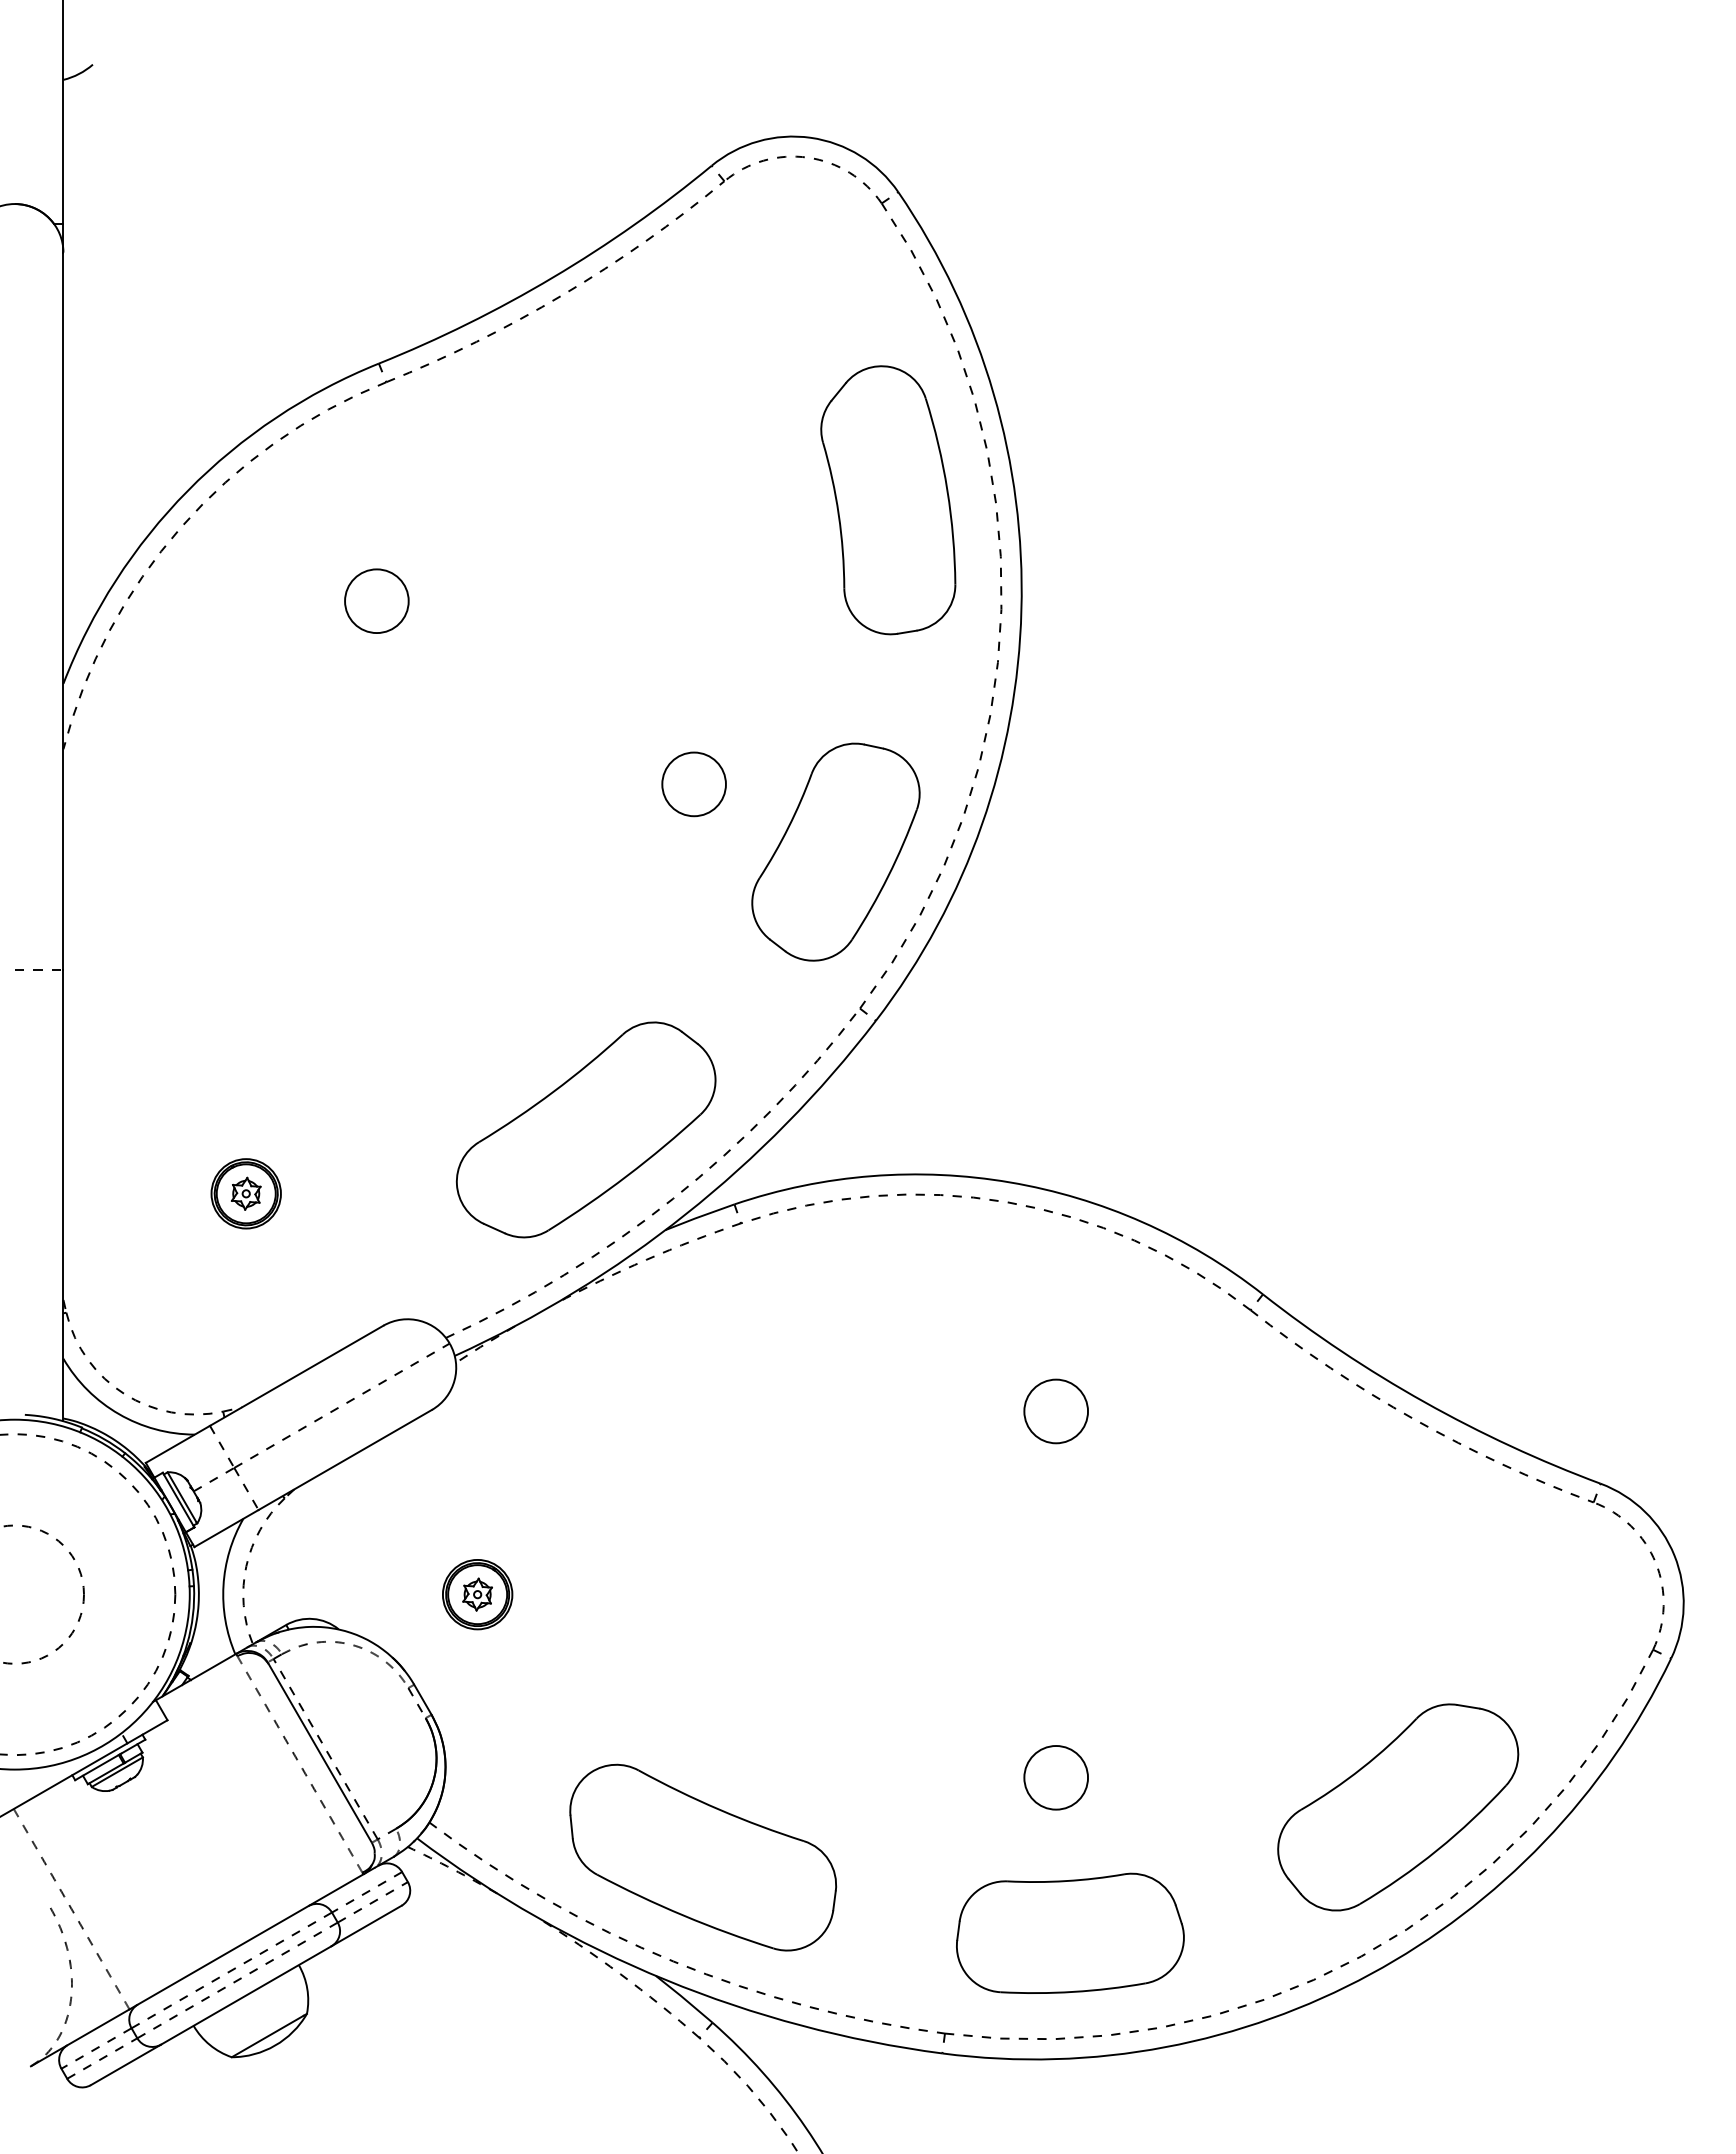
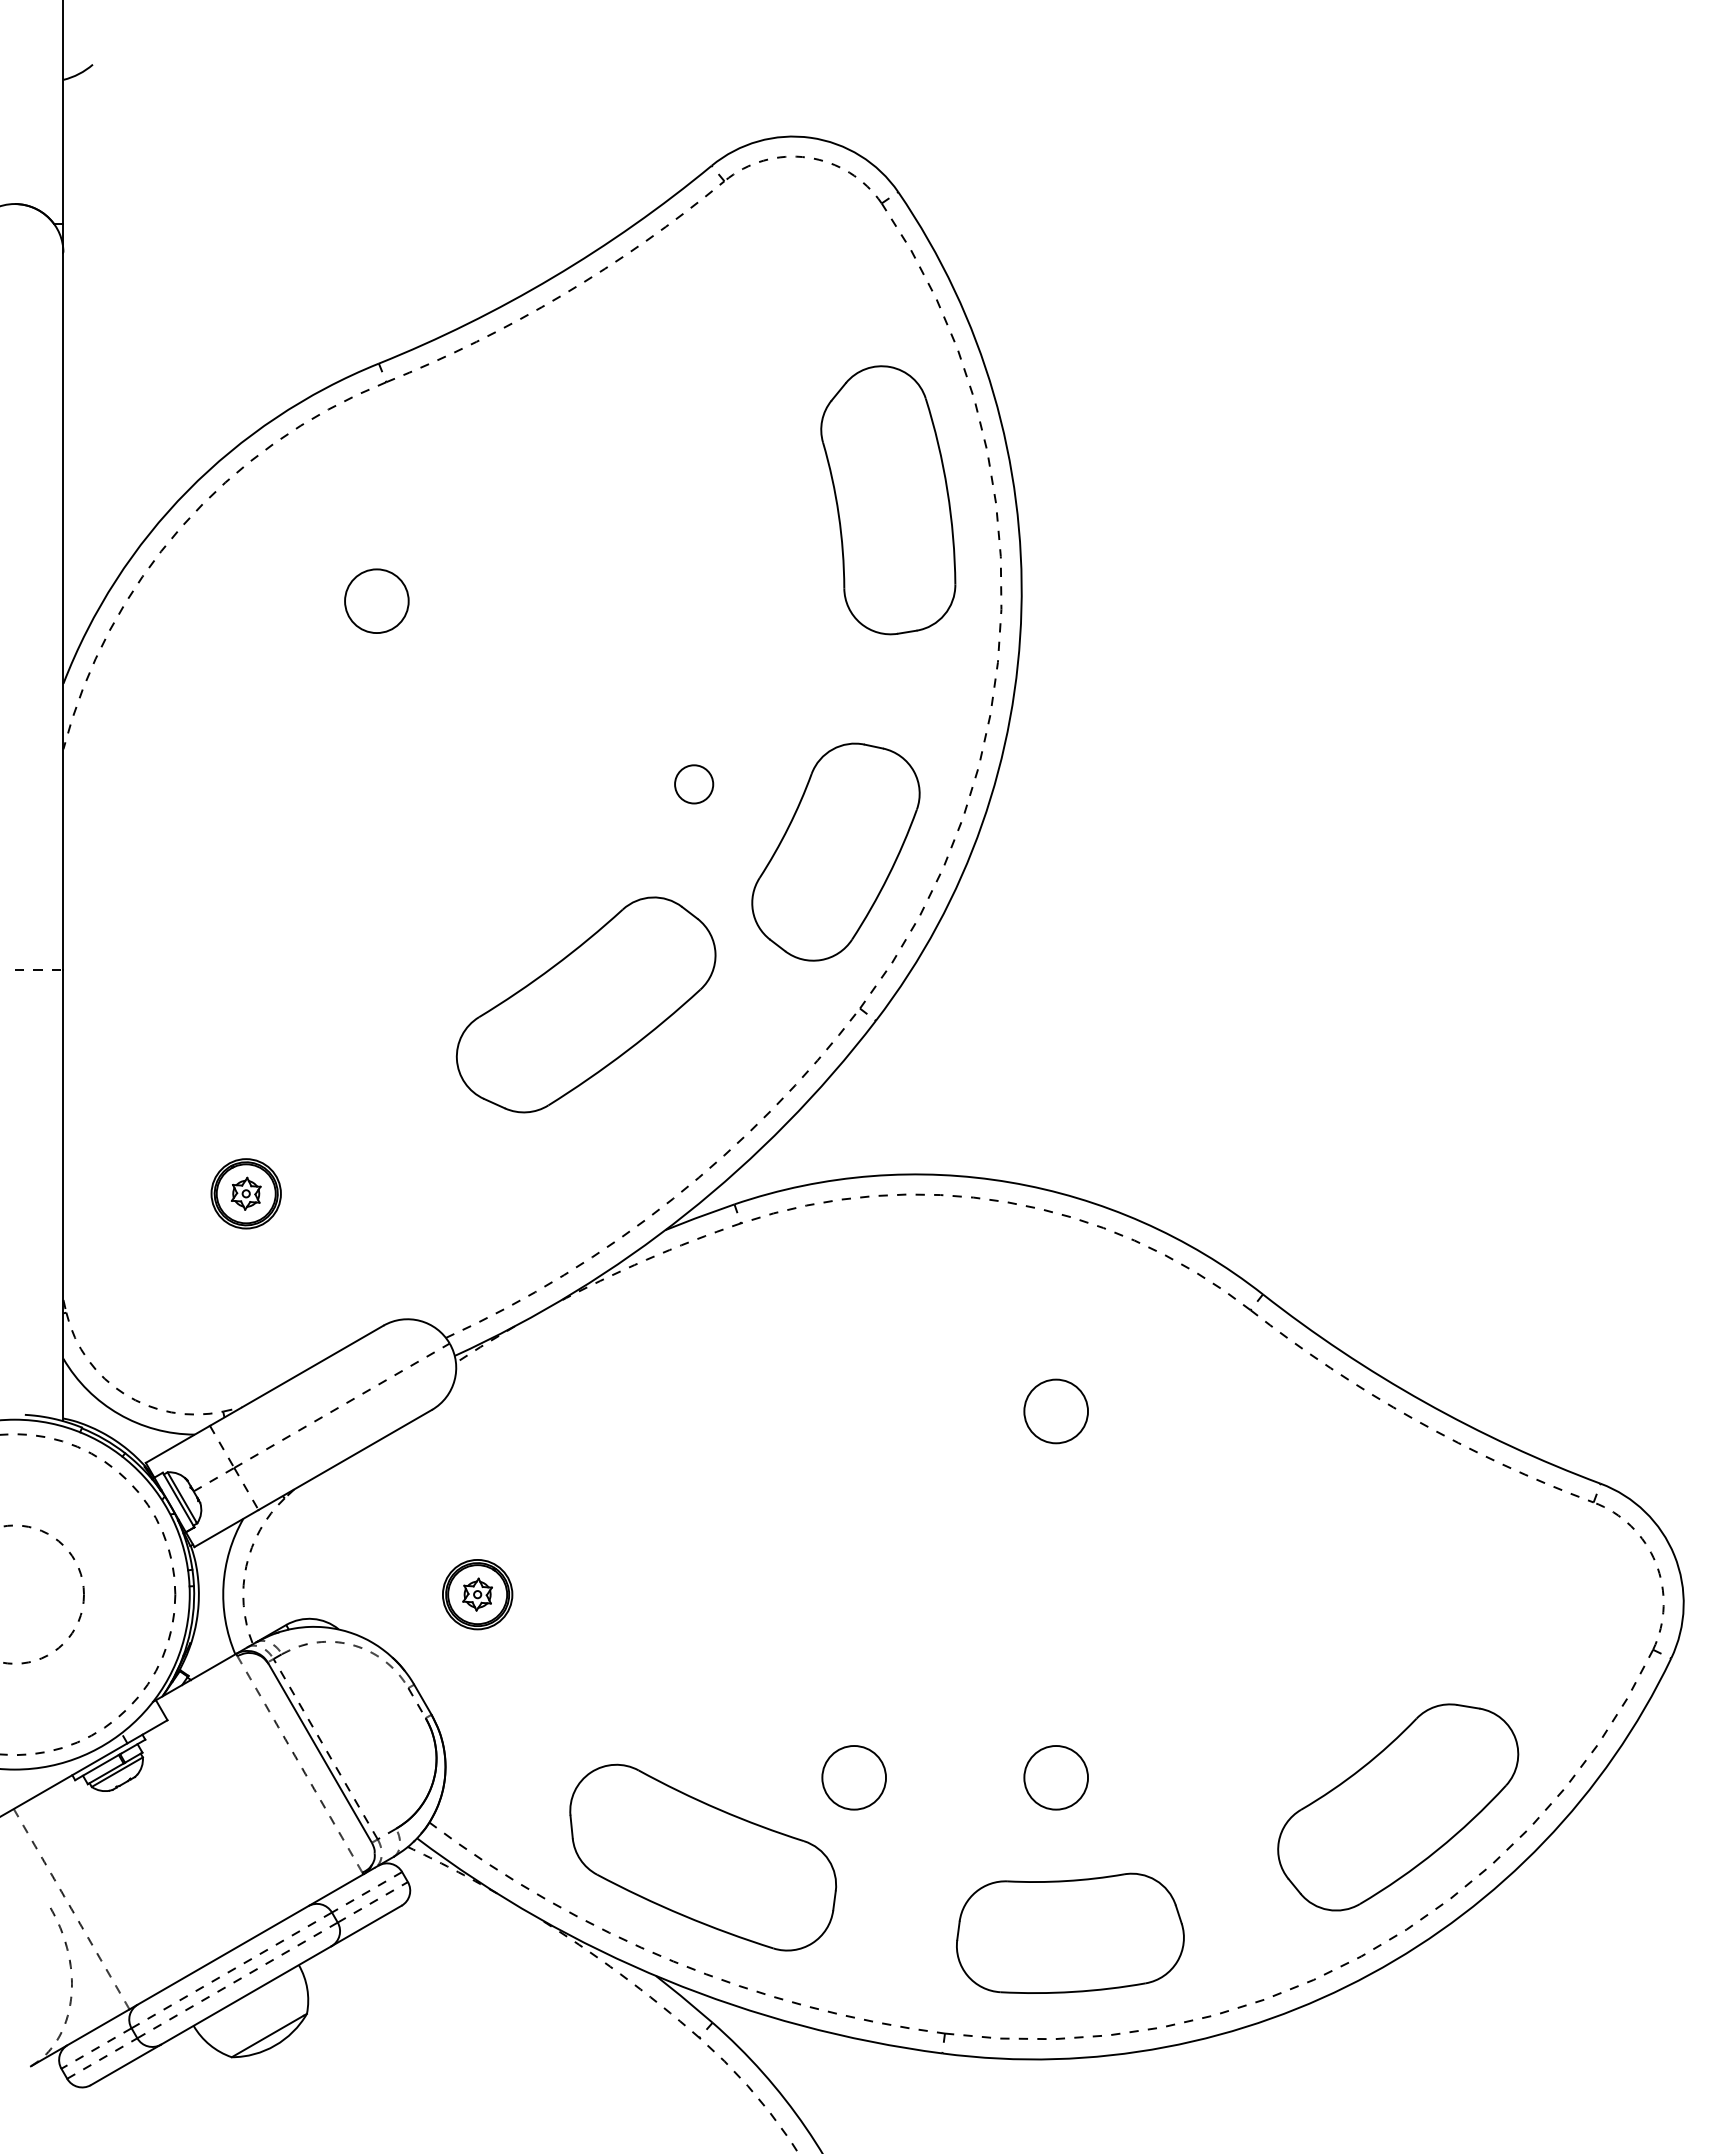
circle diameter: 64 px -> 38 px (694, 784)
part position: (585, 1129) -> (585, 1004) (585, 1004)
circle: none -> present (853, 1777)
